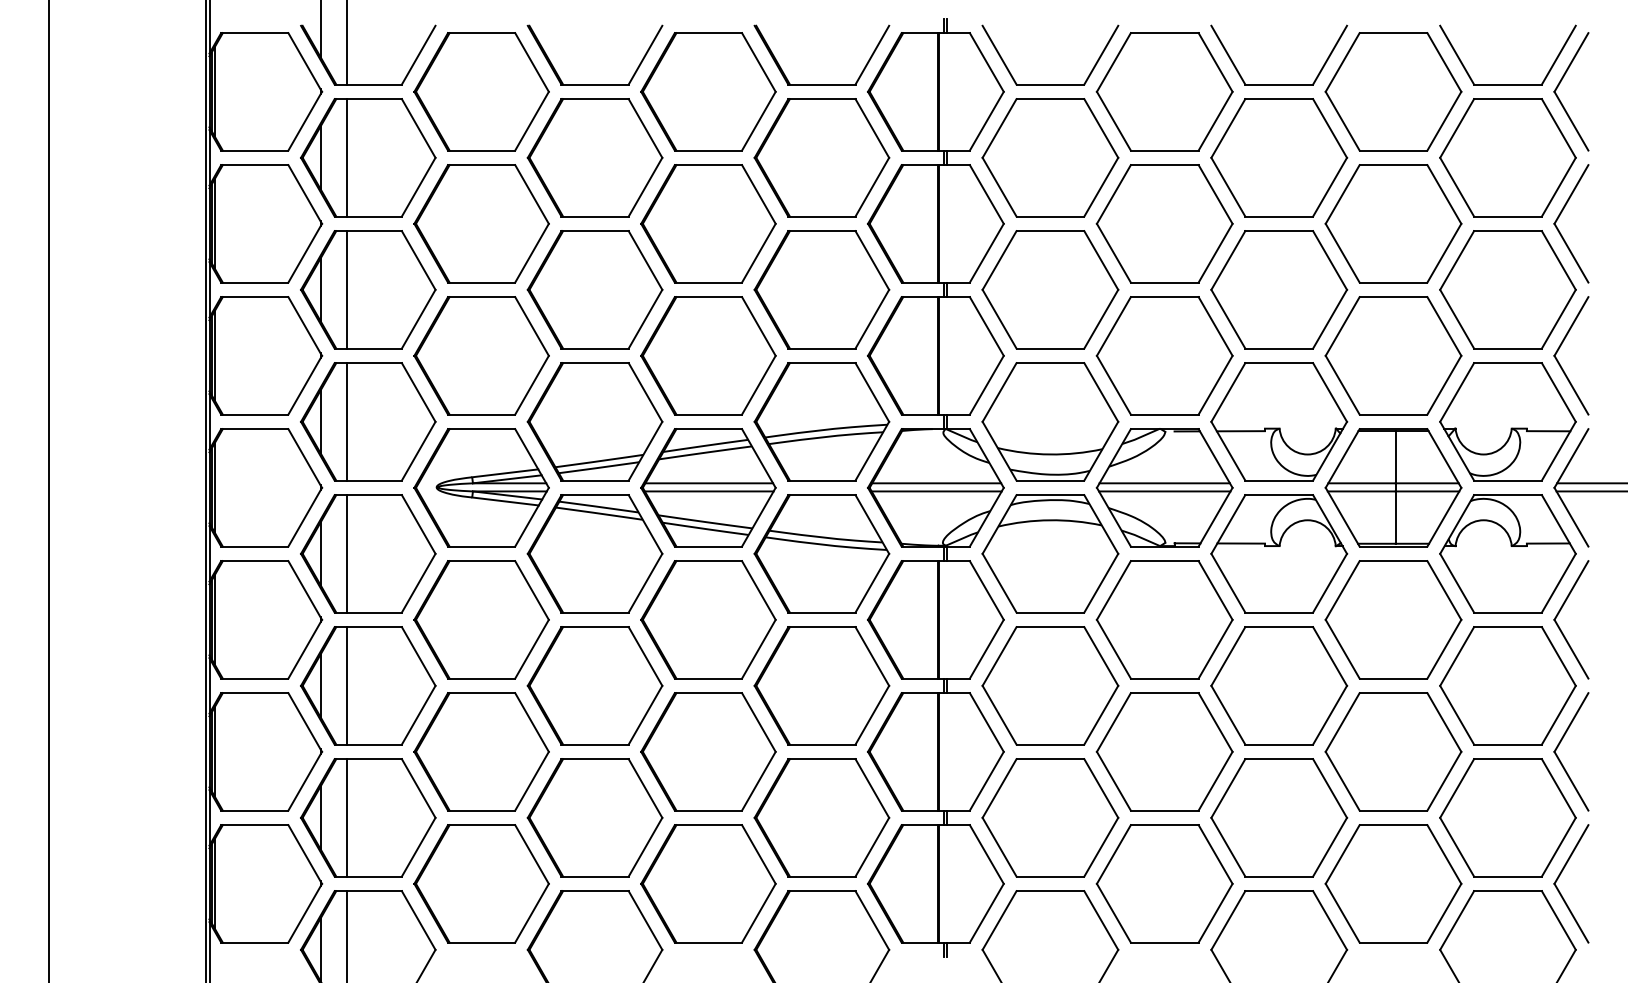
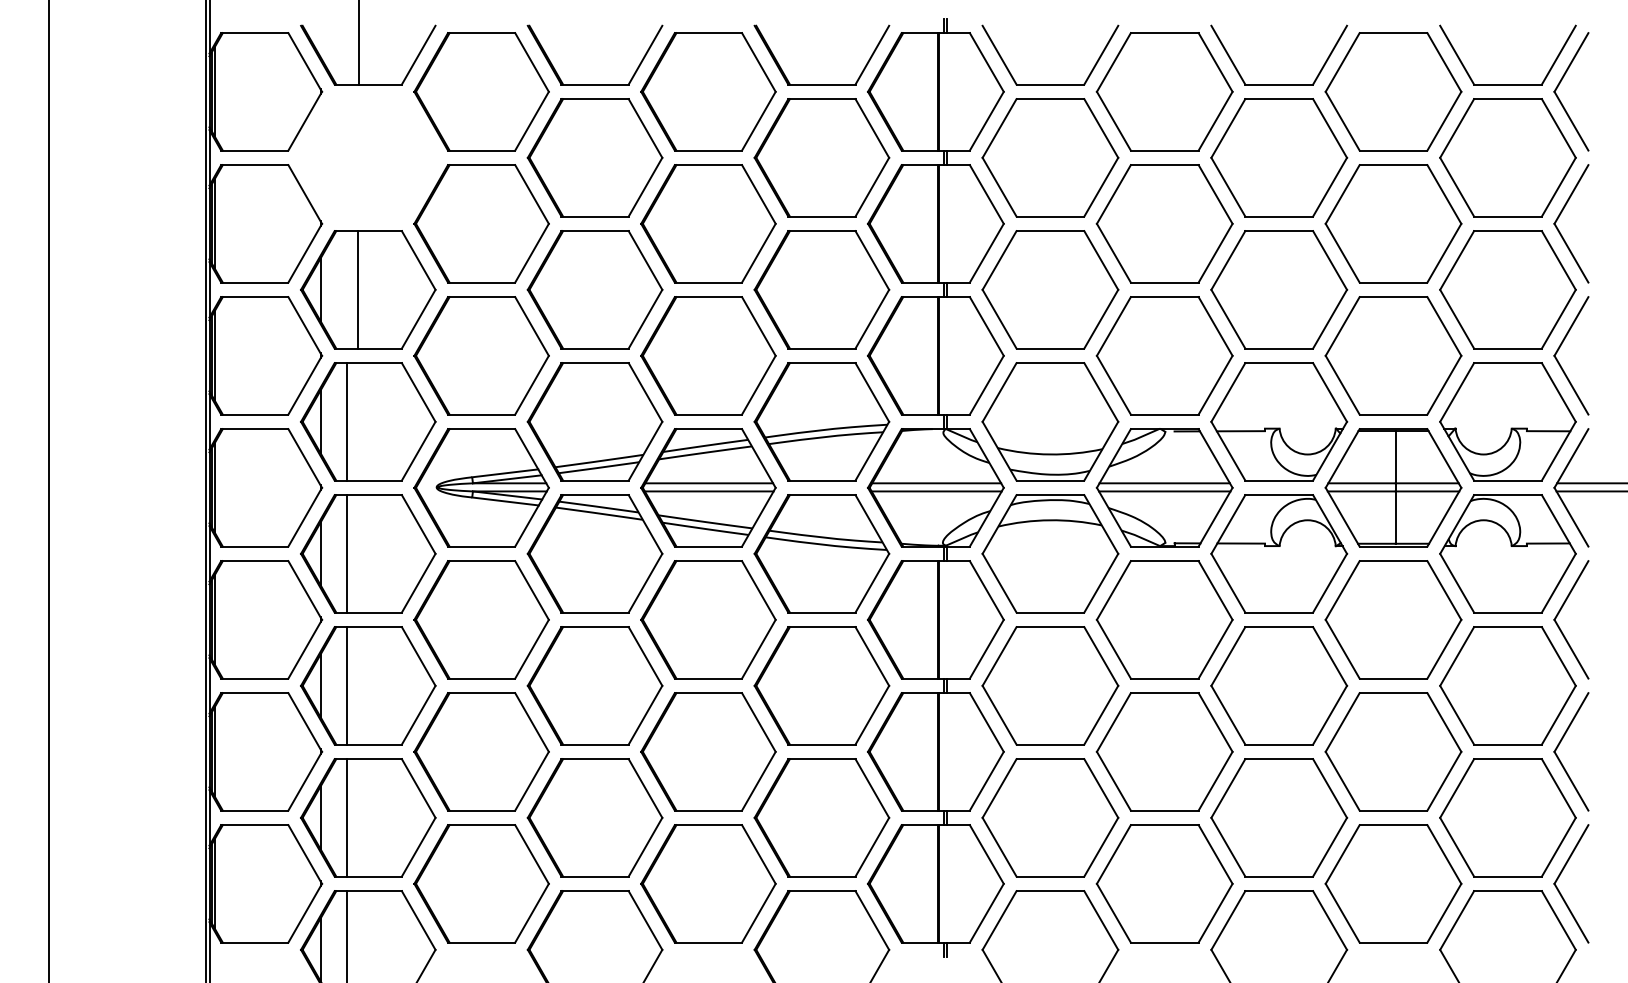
line: present -> none (320, 29)
line position: (347, 43) -> (359, 43) (359, 43)
part: present -> none (368, 157)
line position: (347, 289) -> (358, 289) (358, 289)
